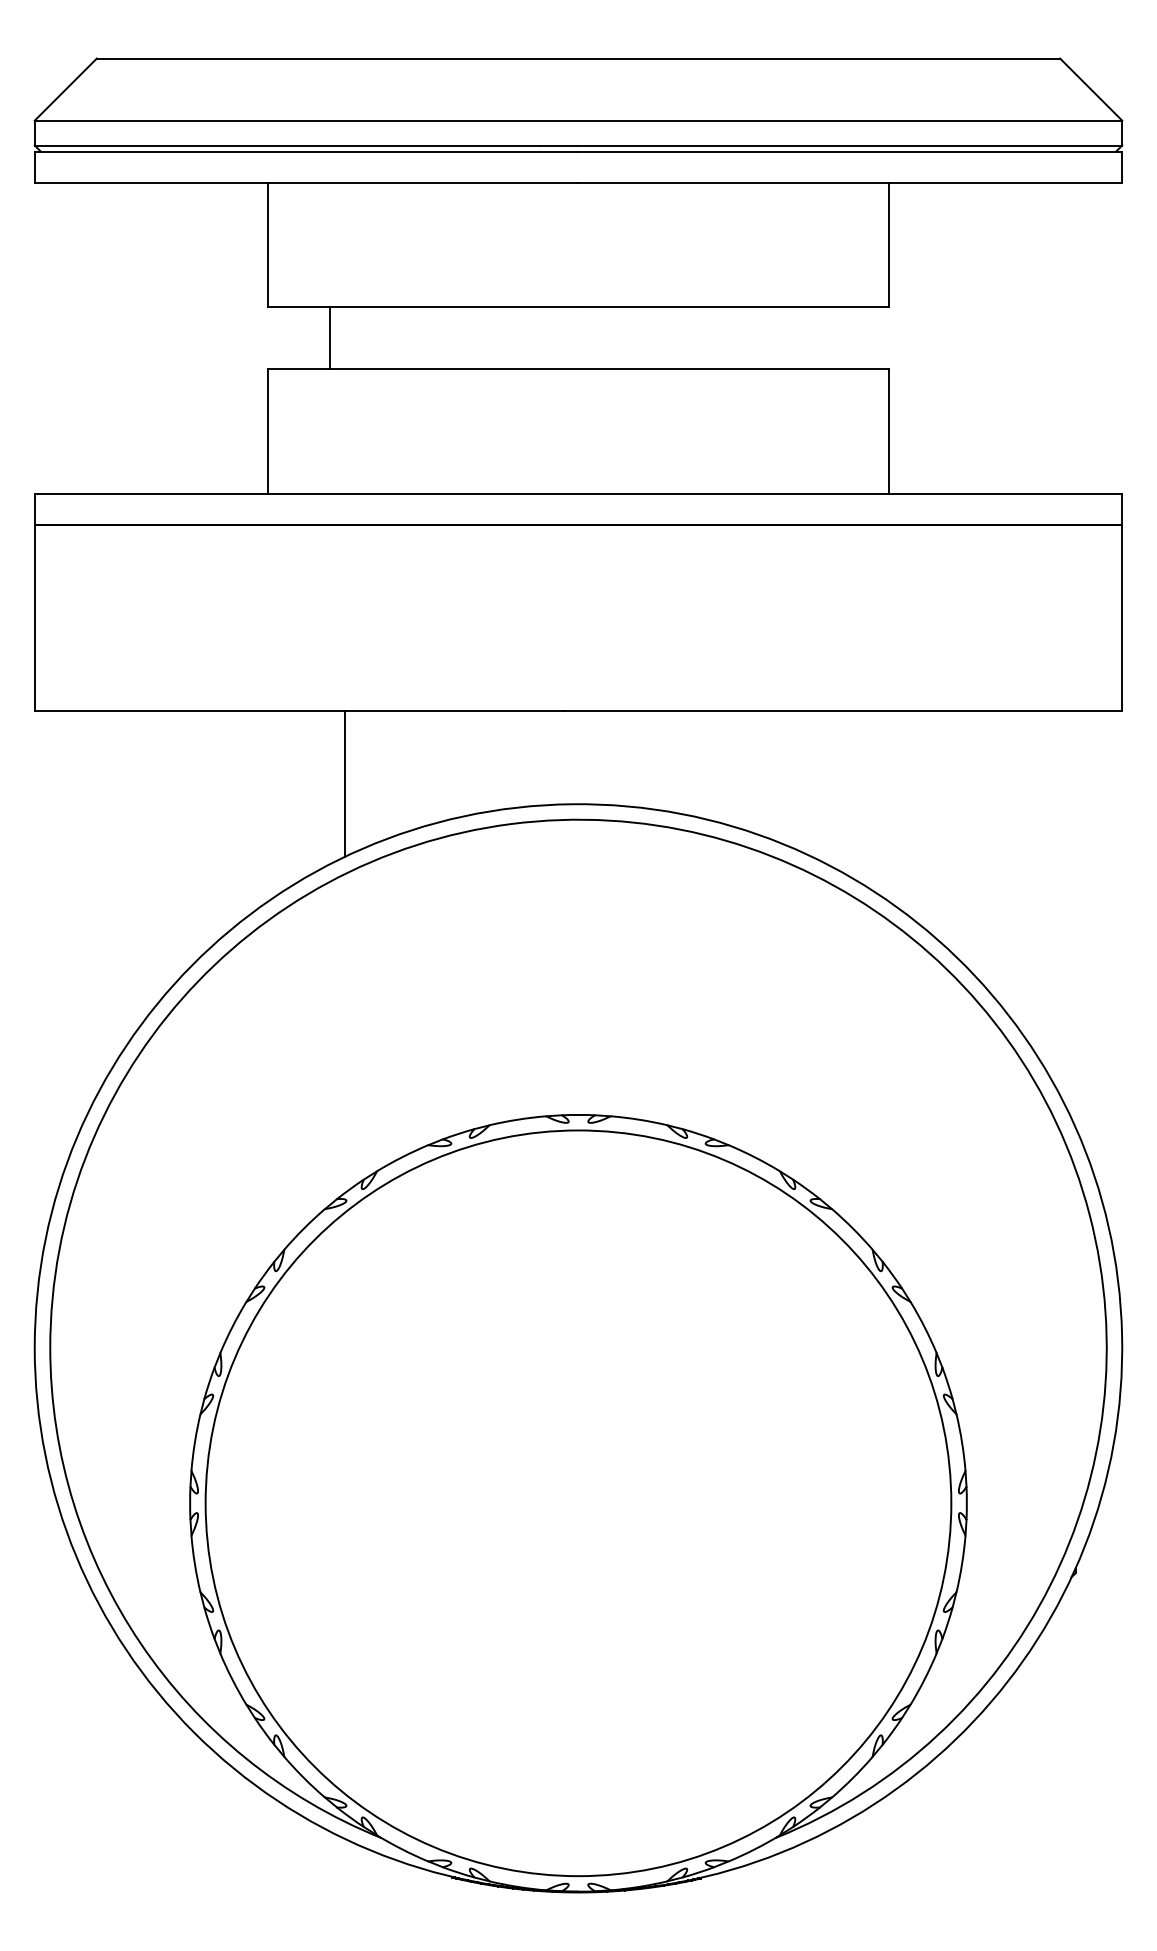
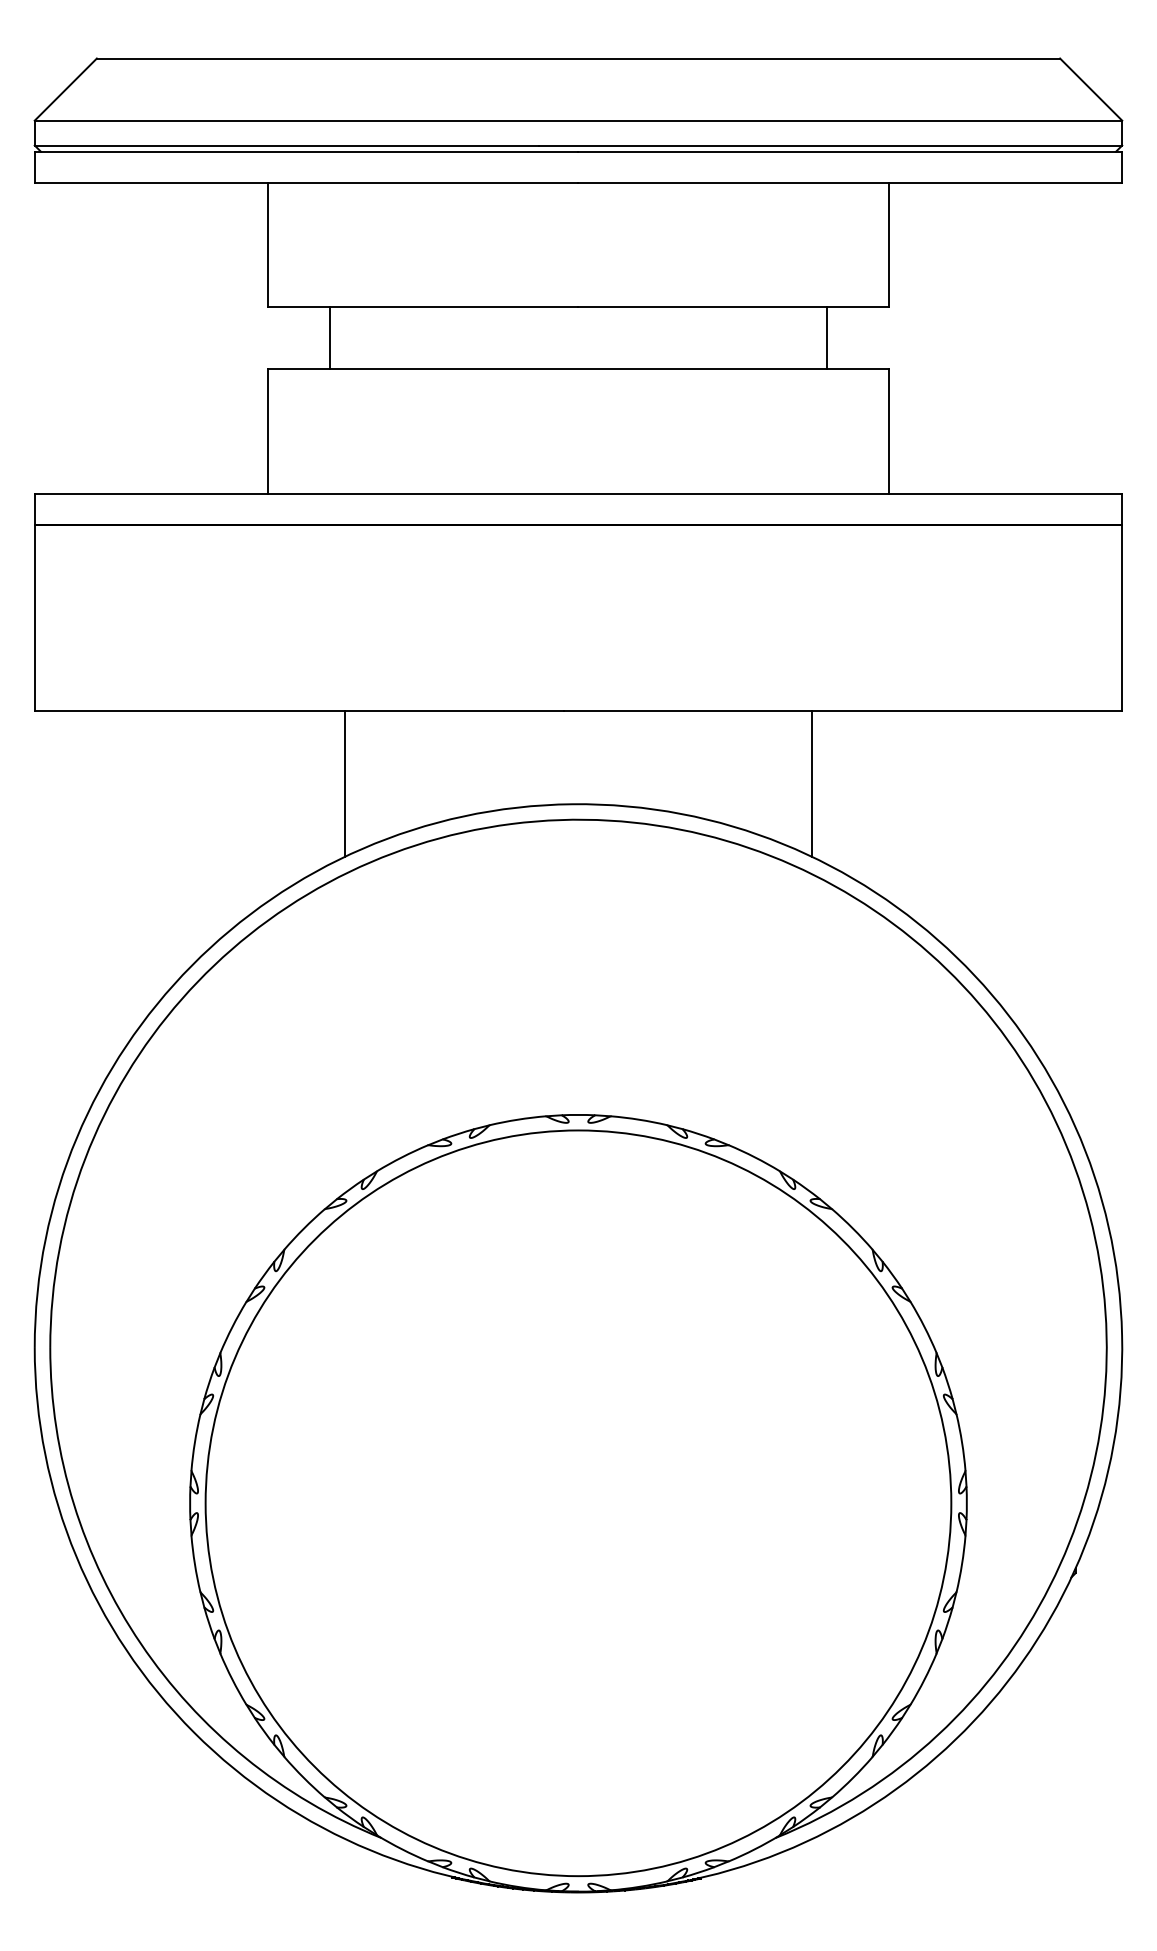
line: none -> present (827, 338)
line: none -> present (811, 783)
